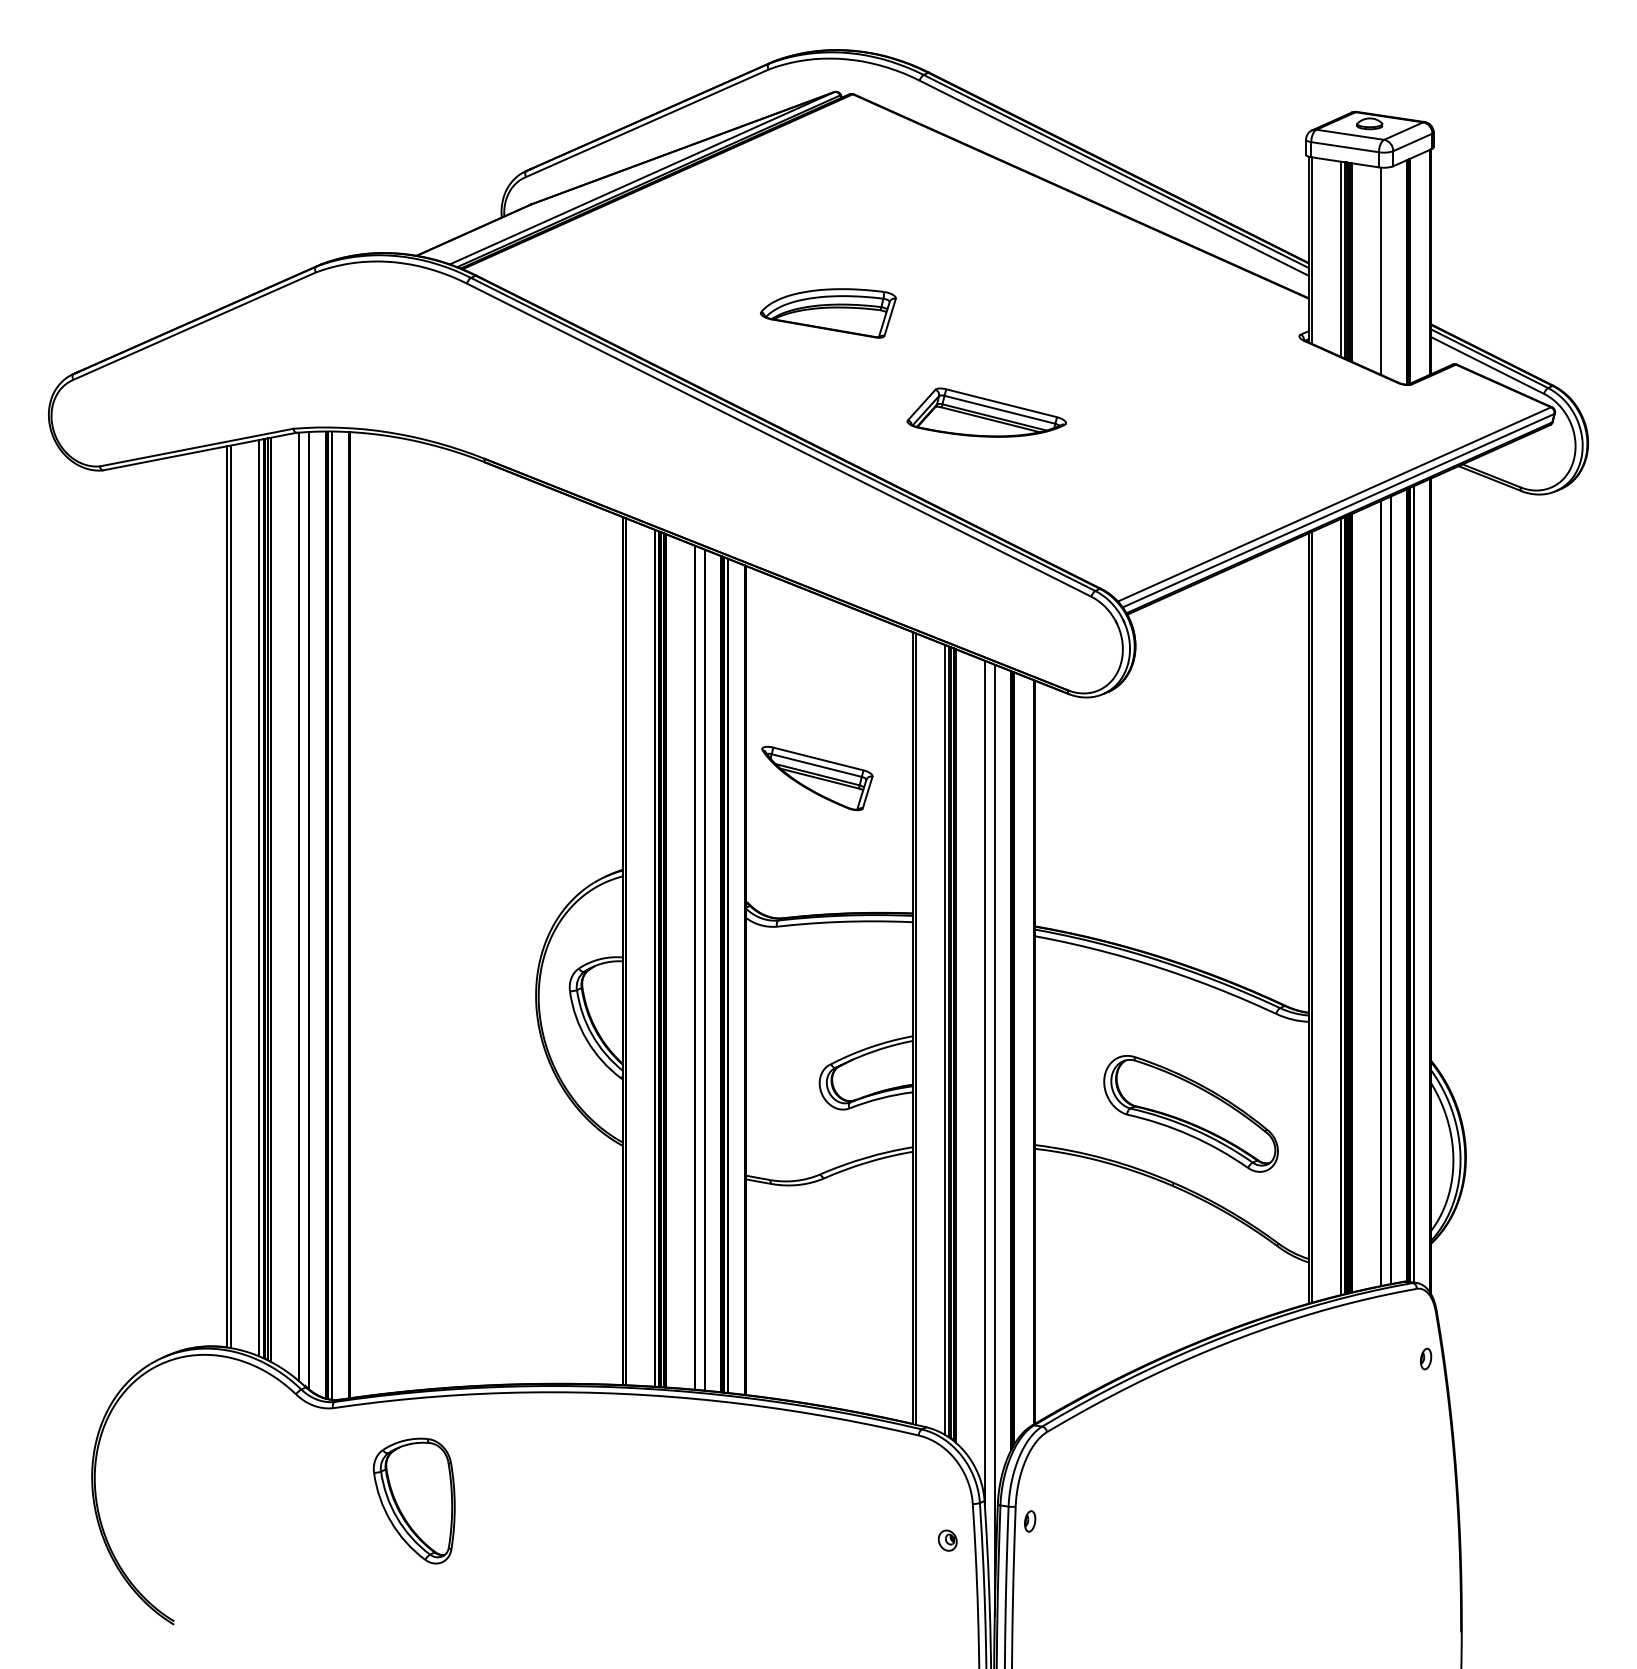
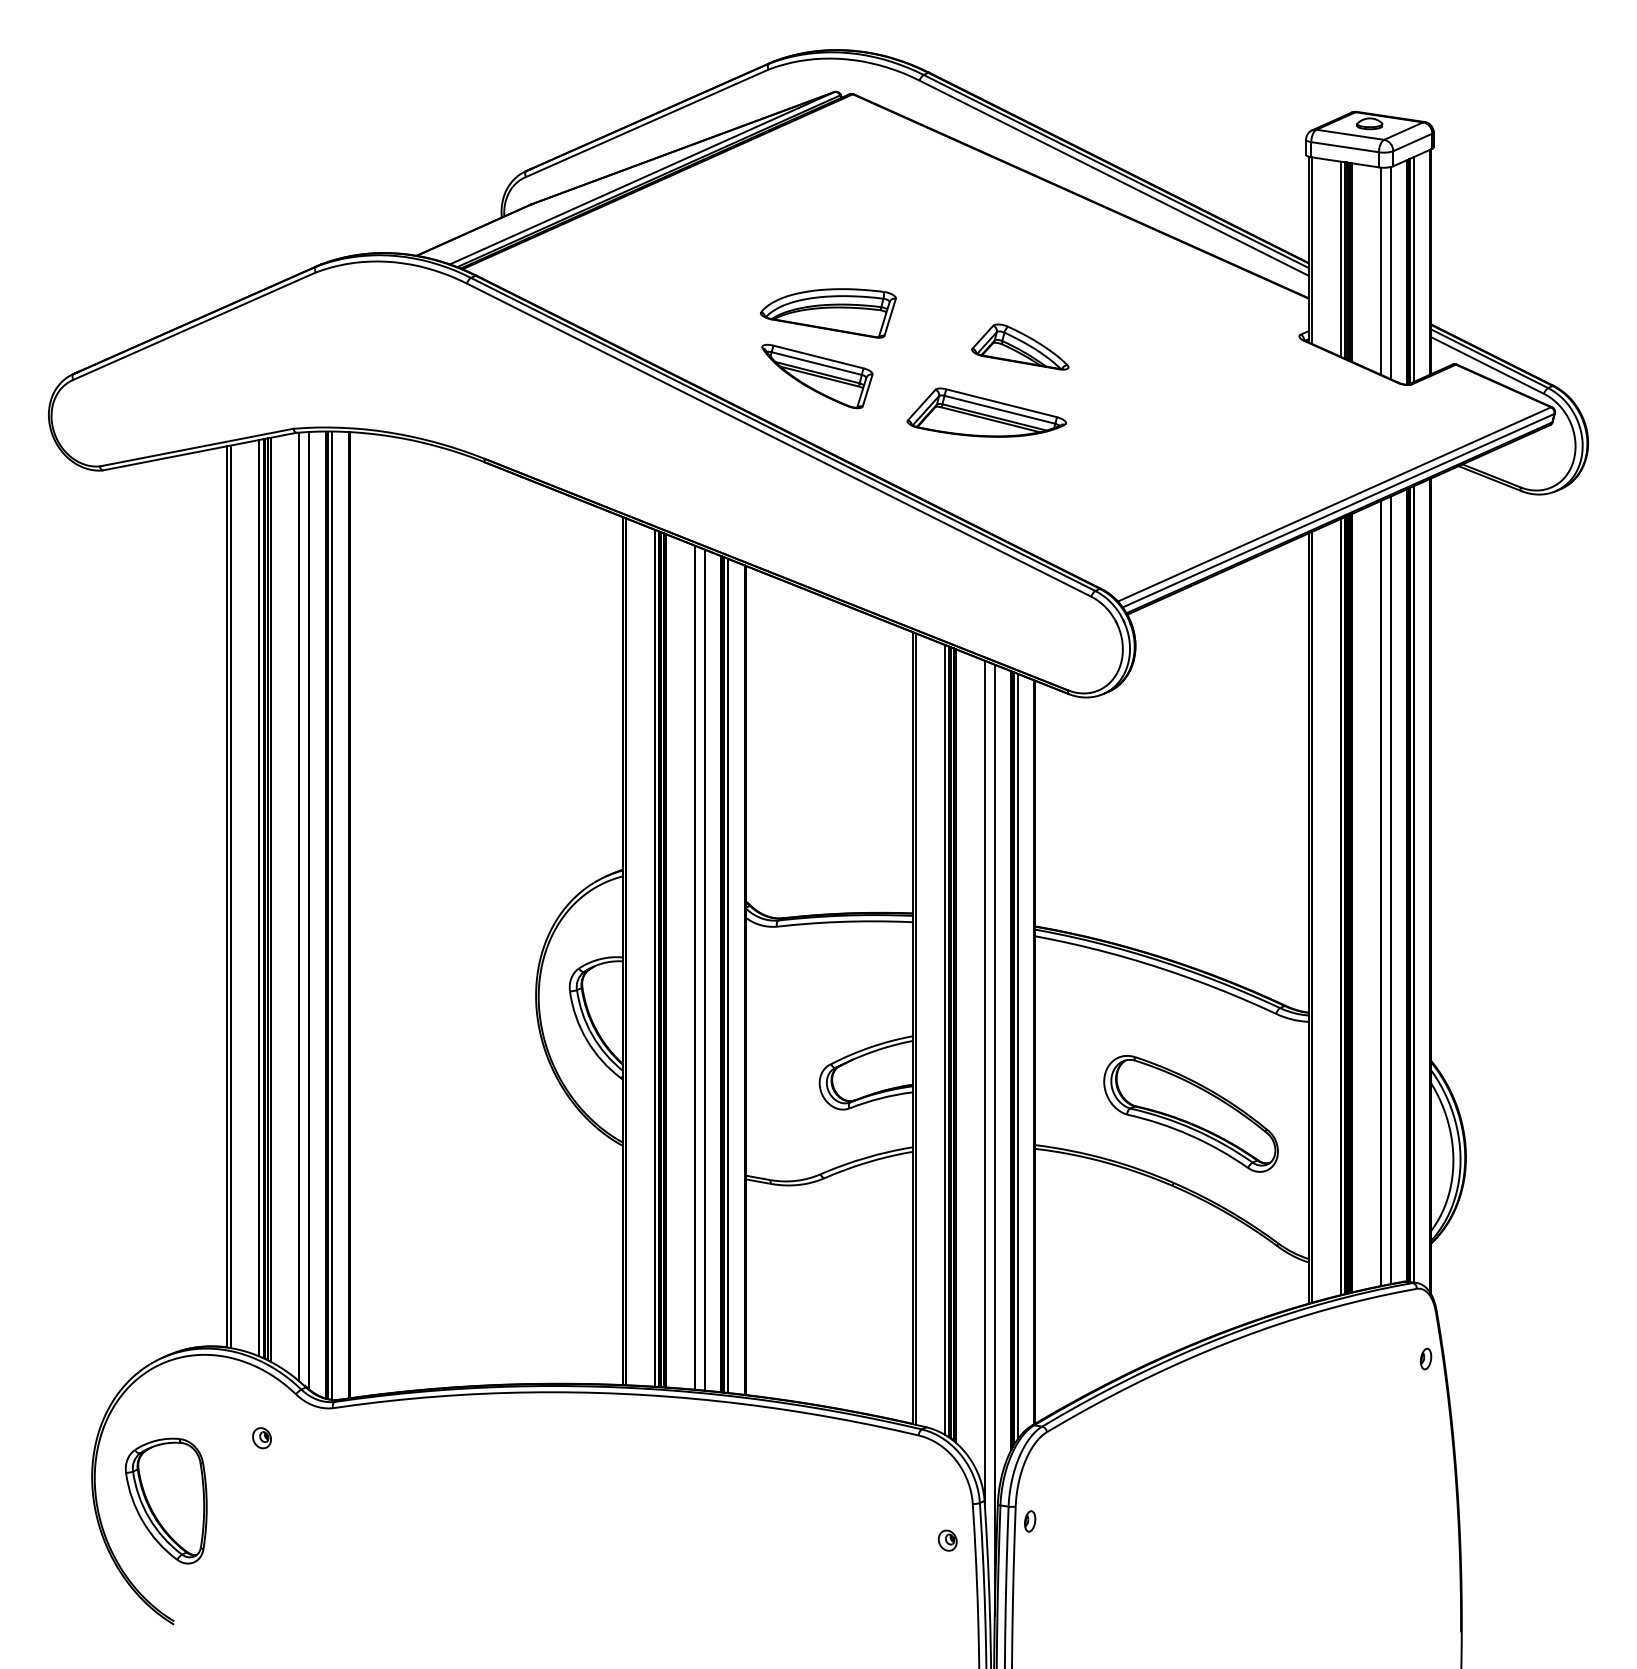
line: none -> present (1413, 269)
line: none -> present (1390, 273)
part: none -> present (1020, 346)
part position: (817, 778) -> (817, 376) (817, 376)
line: none -> present (1017, 1056)
part: none -> present (261, 1438)
part position: (413, 1500) -> (165, 1500) (165, 1500)
